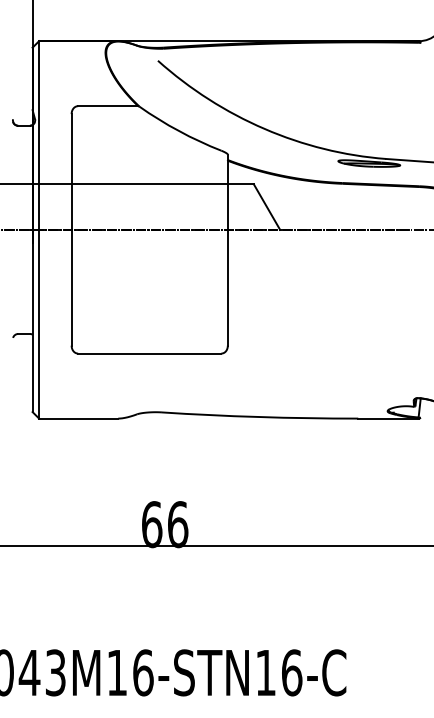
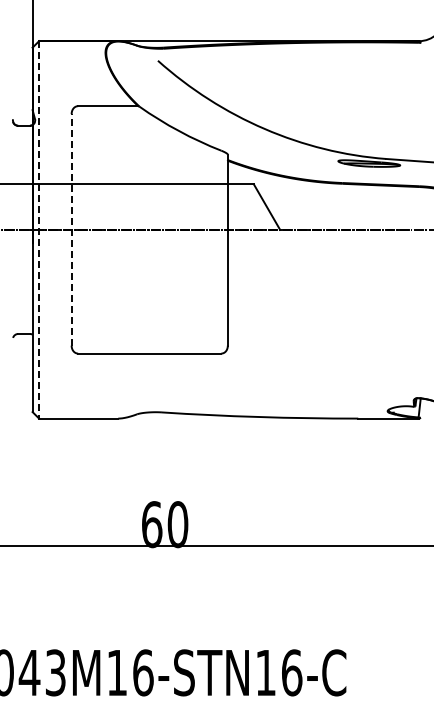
line: solid -> dashed (39, 229)
line: solid -> dashed (71, 229)
text: 66 -> 60 (177, 524)
